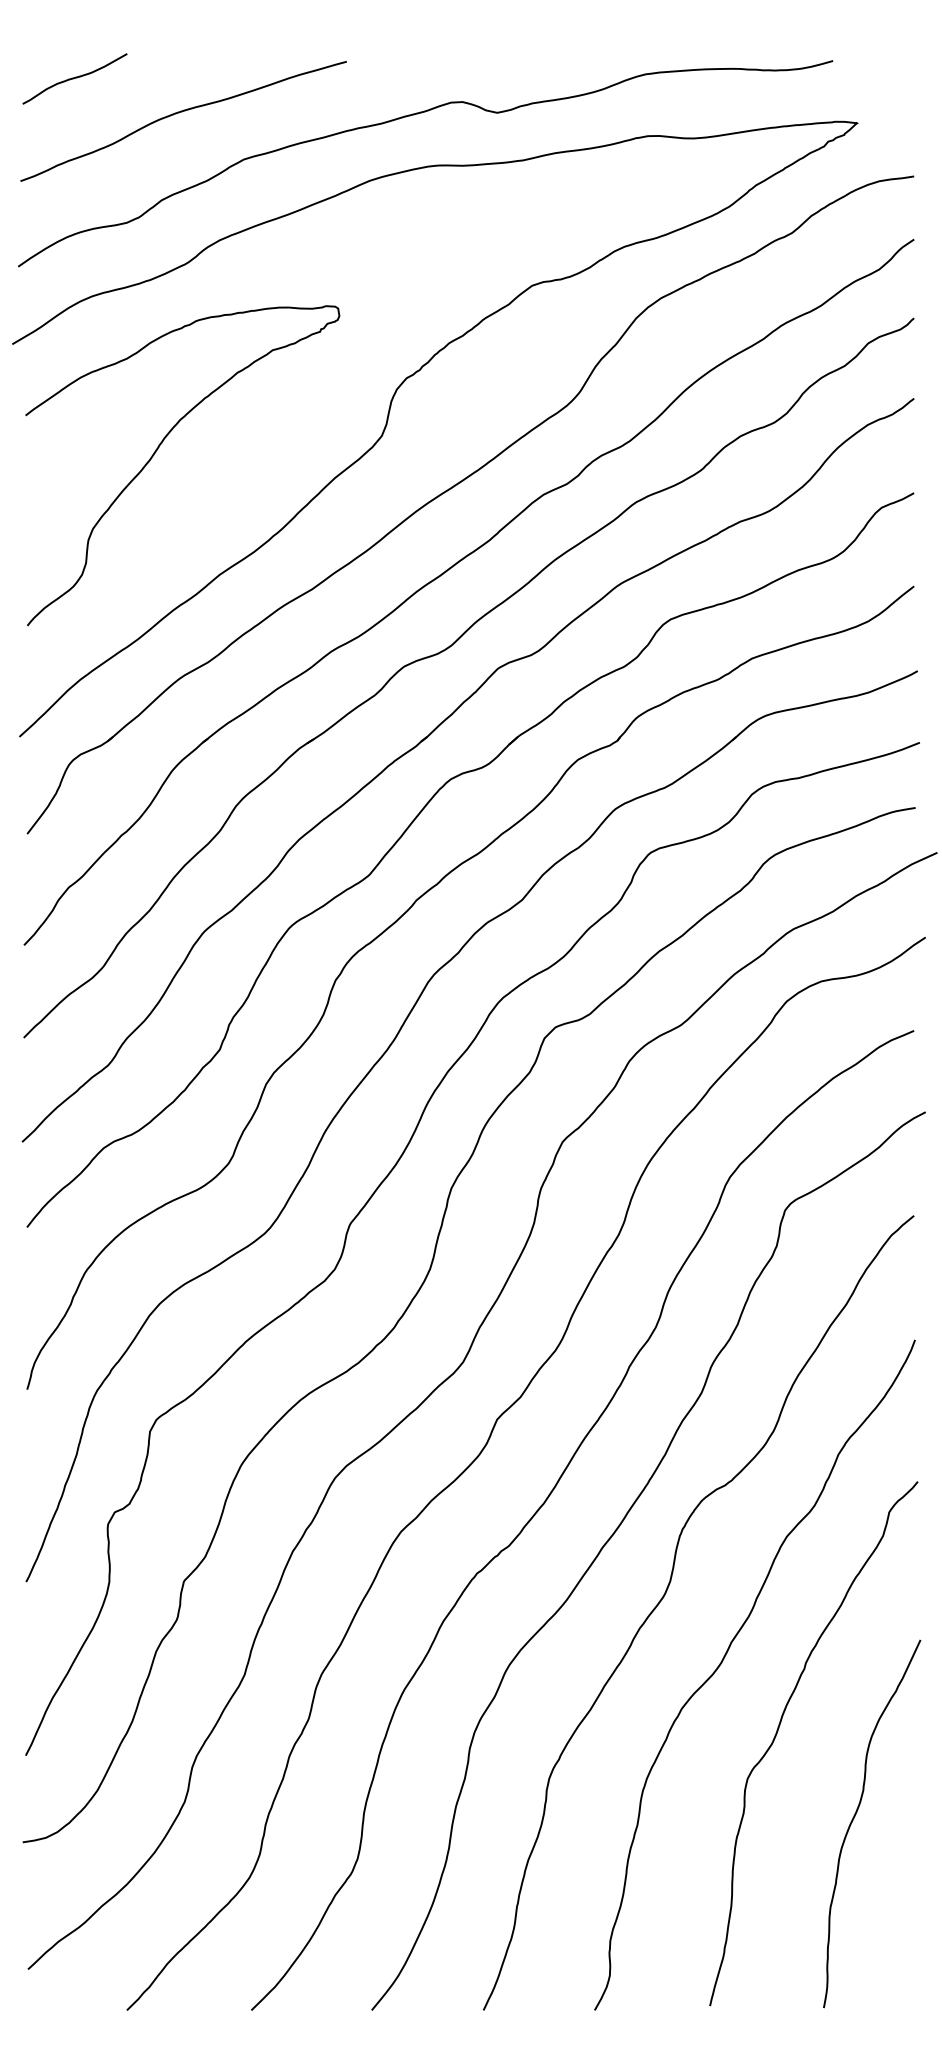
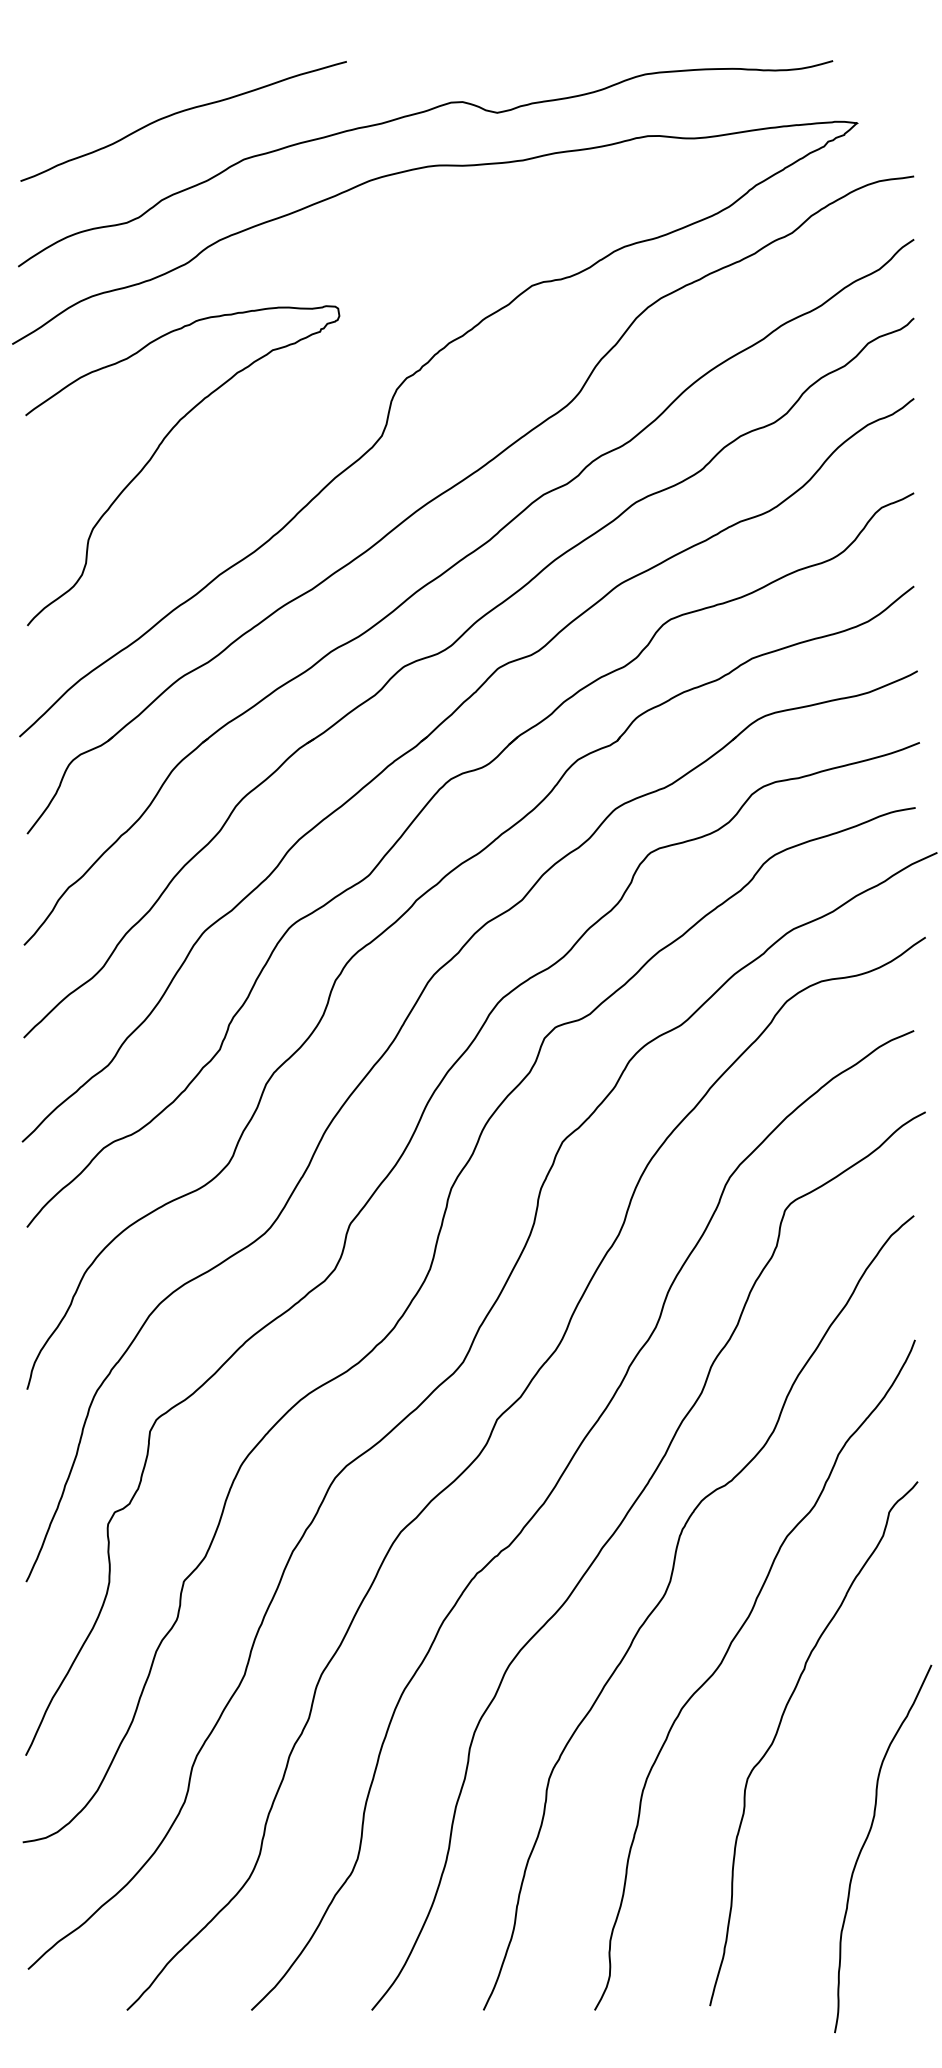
curve: present -> none (74, 78)
curve position: (856, 1814) -> (867, 1839) (867, 1839)
